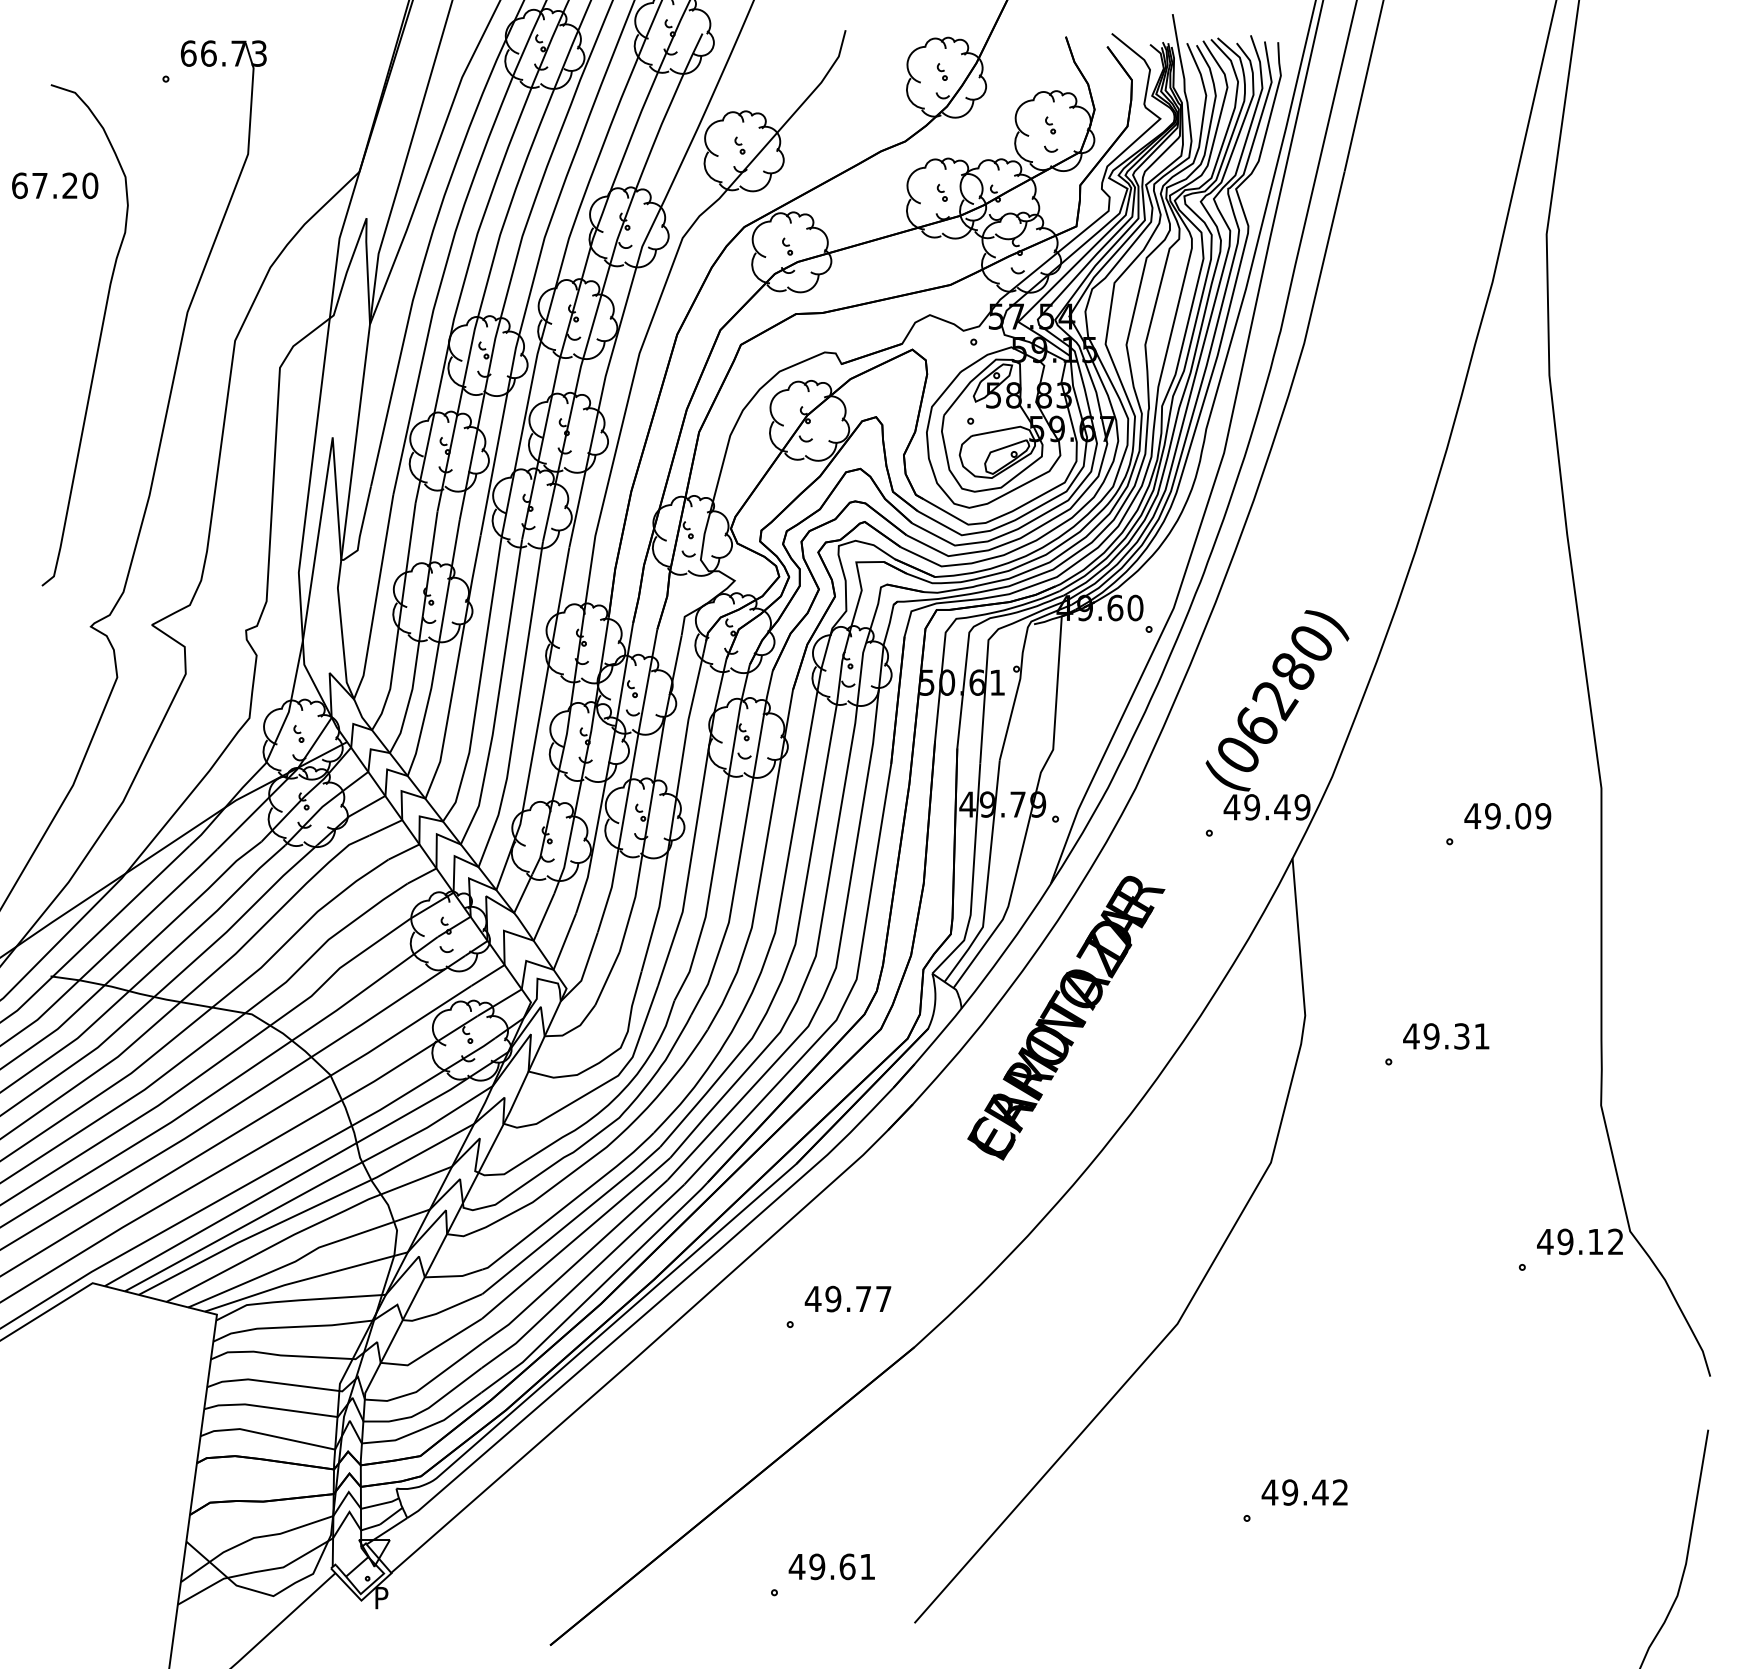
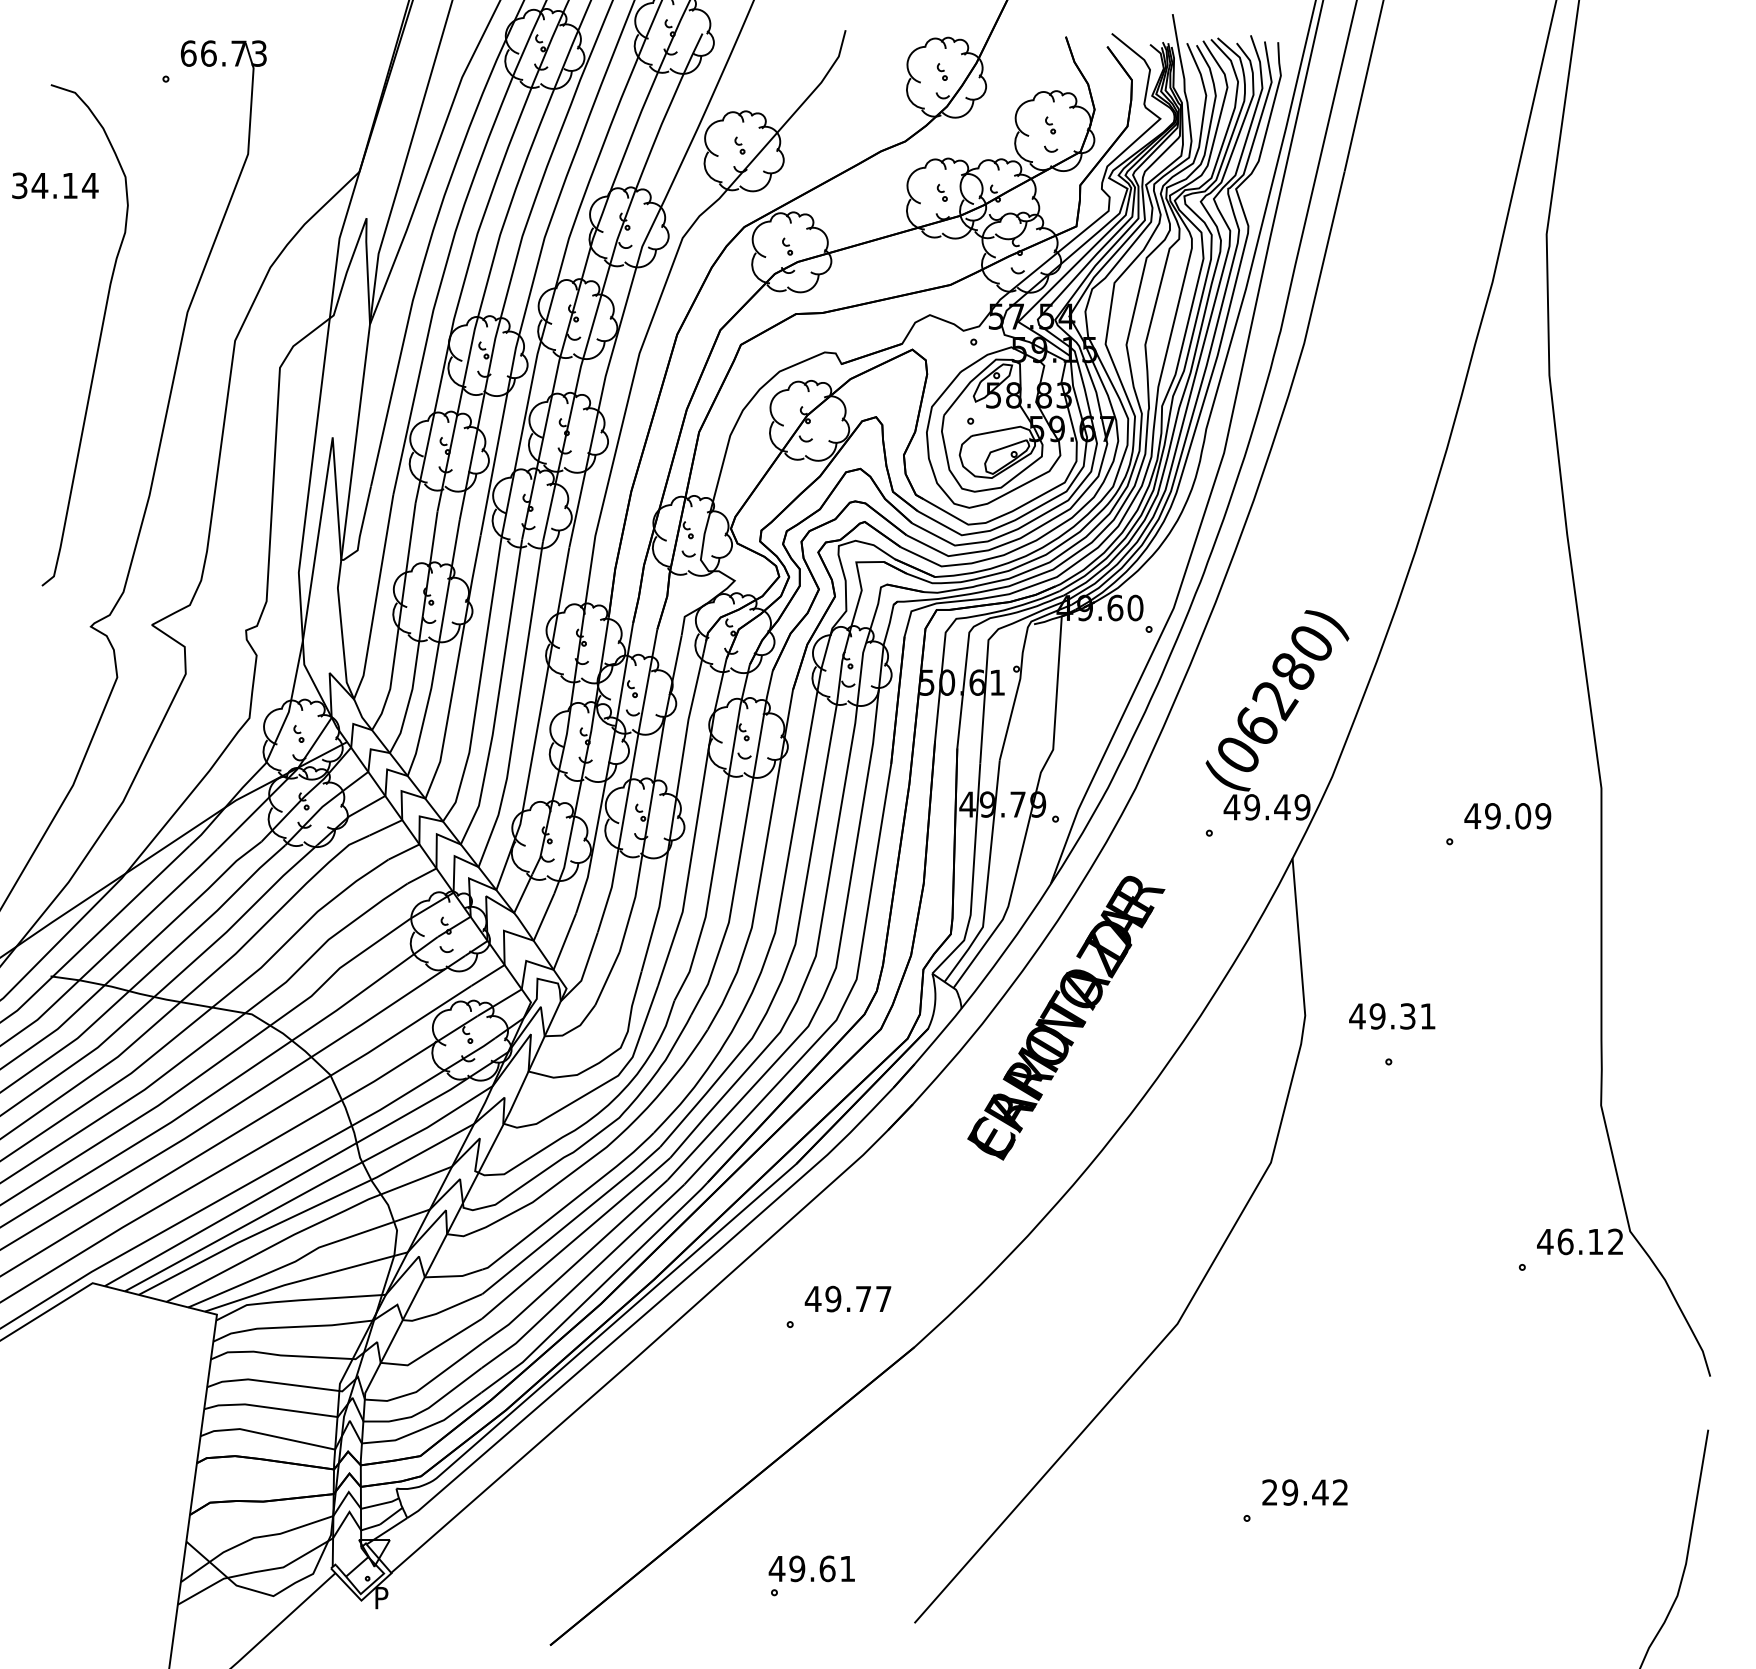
text: 67.20 -> 34.14 (55, 185)
text position: (1446, 1036) -> (1392, 1016) (1392, 1016)
text: 49.12 -> 46.12 (1565, 1241)
text: 49.42 -> 29.42 (1269, 1492)
text position: (831, 1566) -> (811, 1568) (811, 1568)
